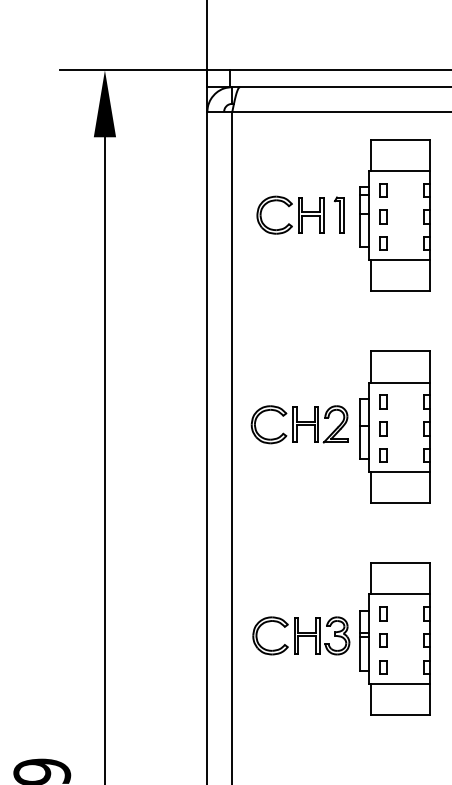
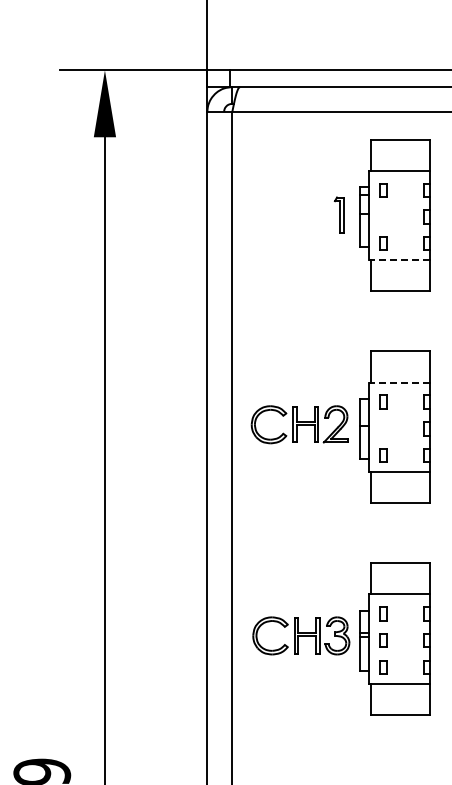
part: present -> none (288, 207)
part: present -> none (383, 216)
line: solid -> dashed (399, 259)
line: solid -> dashed (399, 382)
part: present -> none (383, 428)
